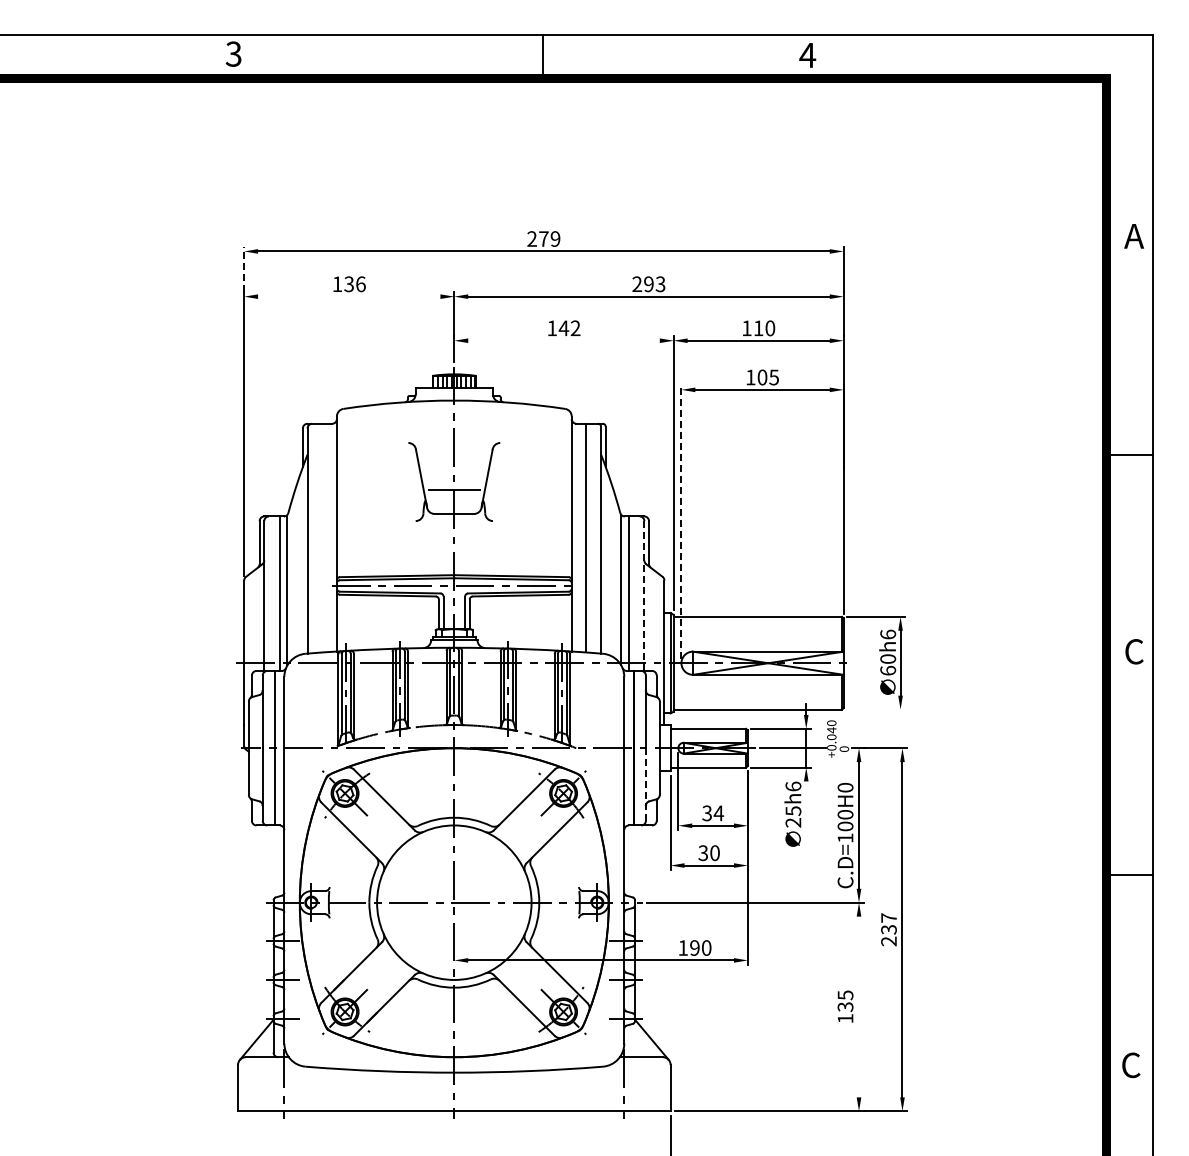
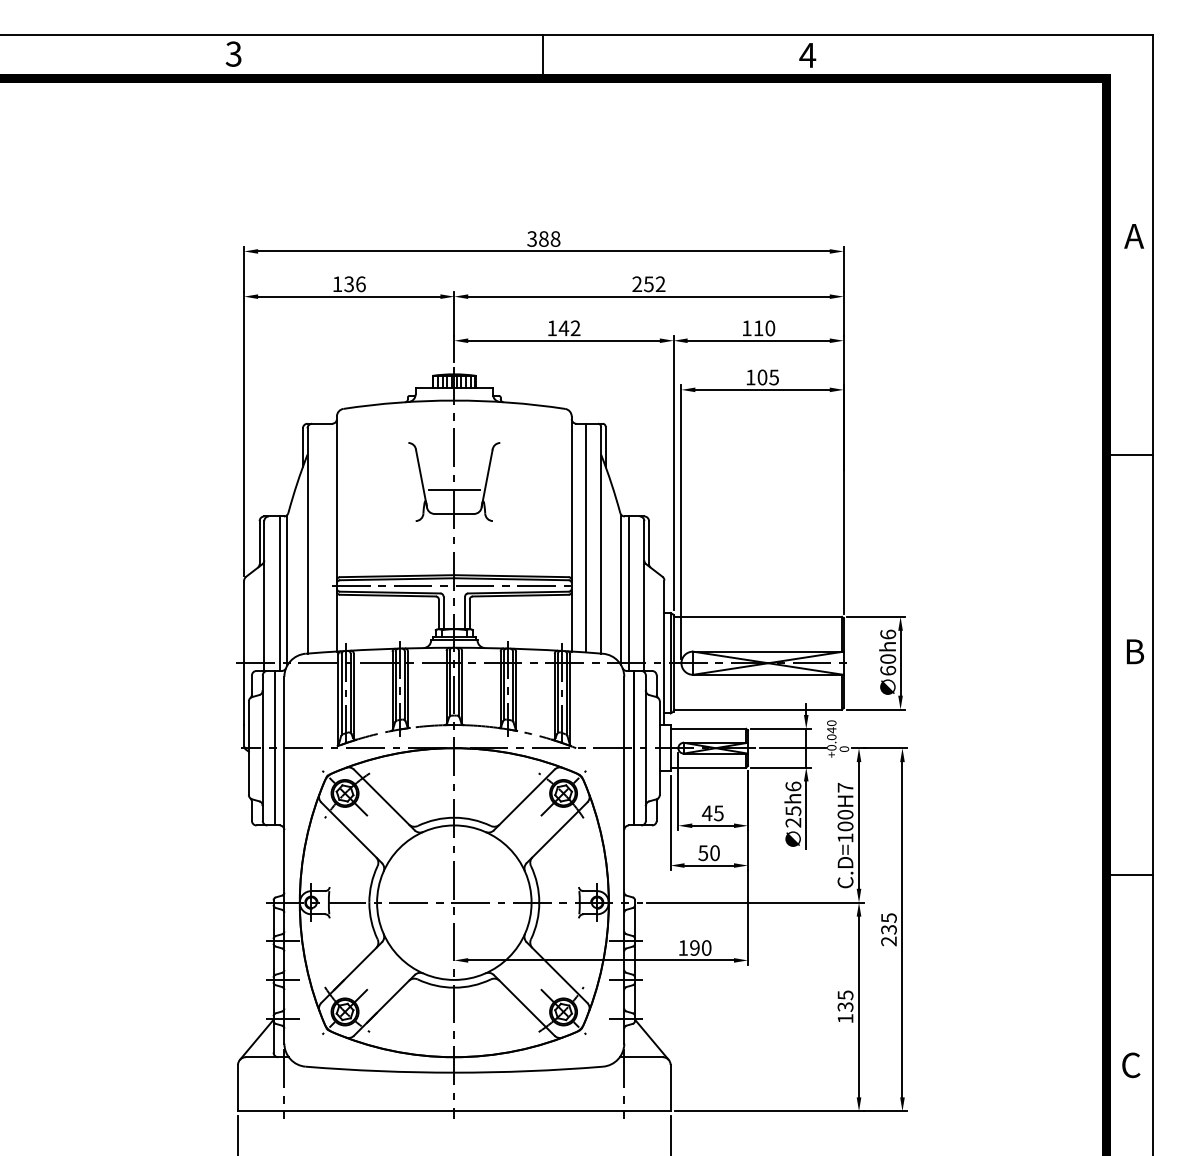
text: 279 -> 388 (543, 238)
line: dashed -> solid (244, 269)
text: 293 -> 252 (654, 284)
line: none -> present (349, 296)
line: none -> present (563, 340)
line: dashed -> solid (681, 521)
line: dashed -> solid (644, 592)
text: C -> B (1134, 651)
line: none -> present (875, 709)
line: dashed -> solid (645, 785)
text: C.D=100H0 -> C.D=100H7 (845, 787)
text: 34 -> 45 (712, 813)
line: none -> present (806, 815)
text: 30 -> 50 (703, 852)
text: 237 -> 235 (888, 917)
line: none -> present (859, 1006)
line: none -> present (238, 1133)
